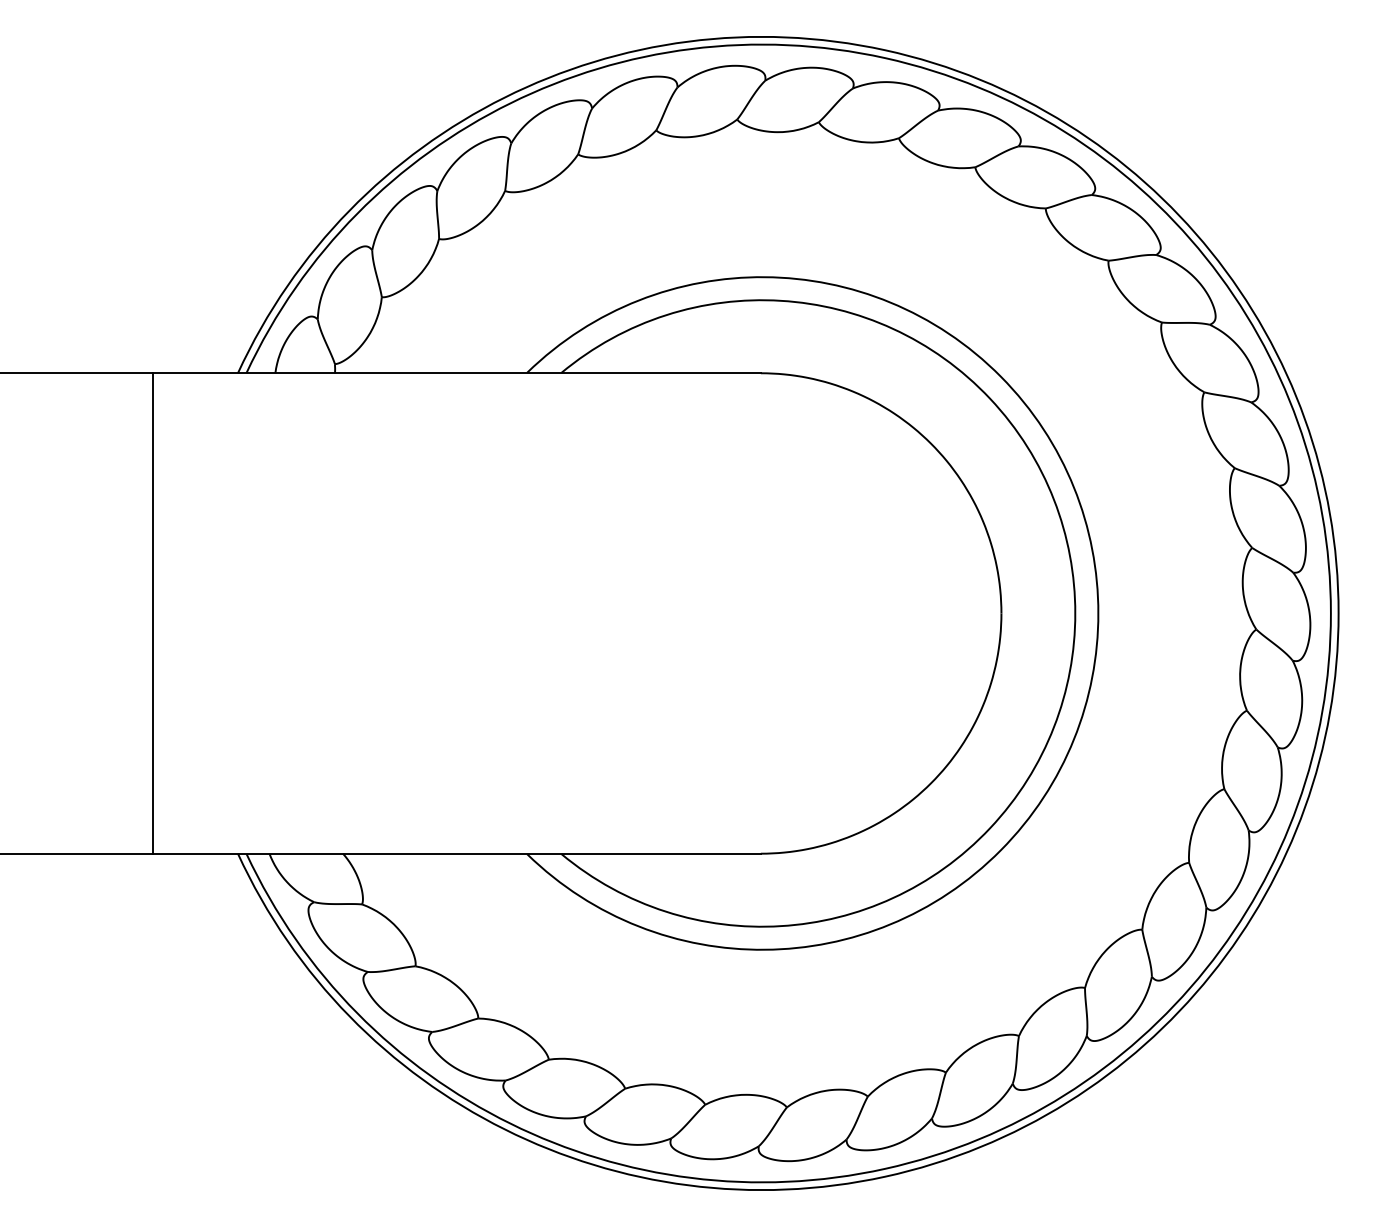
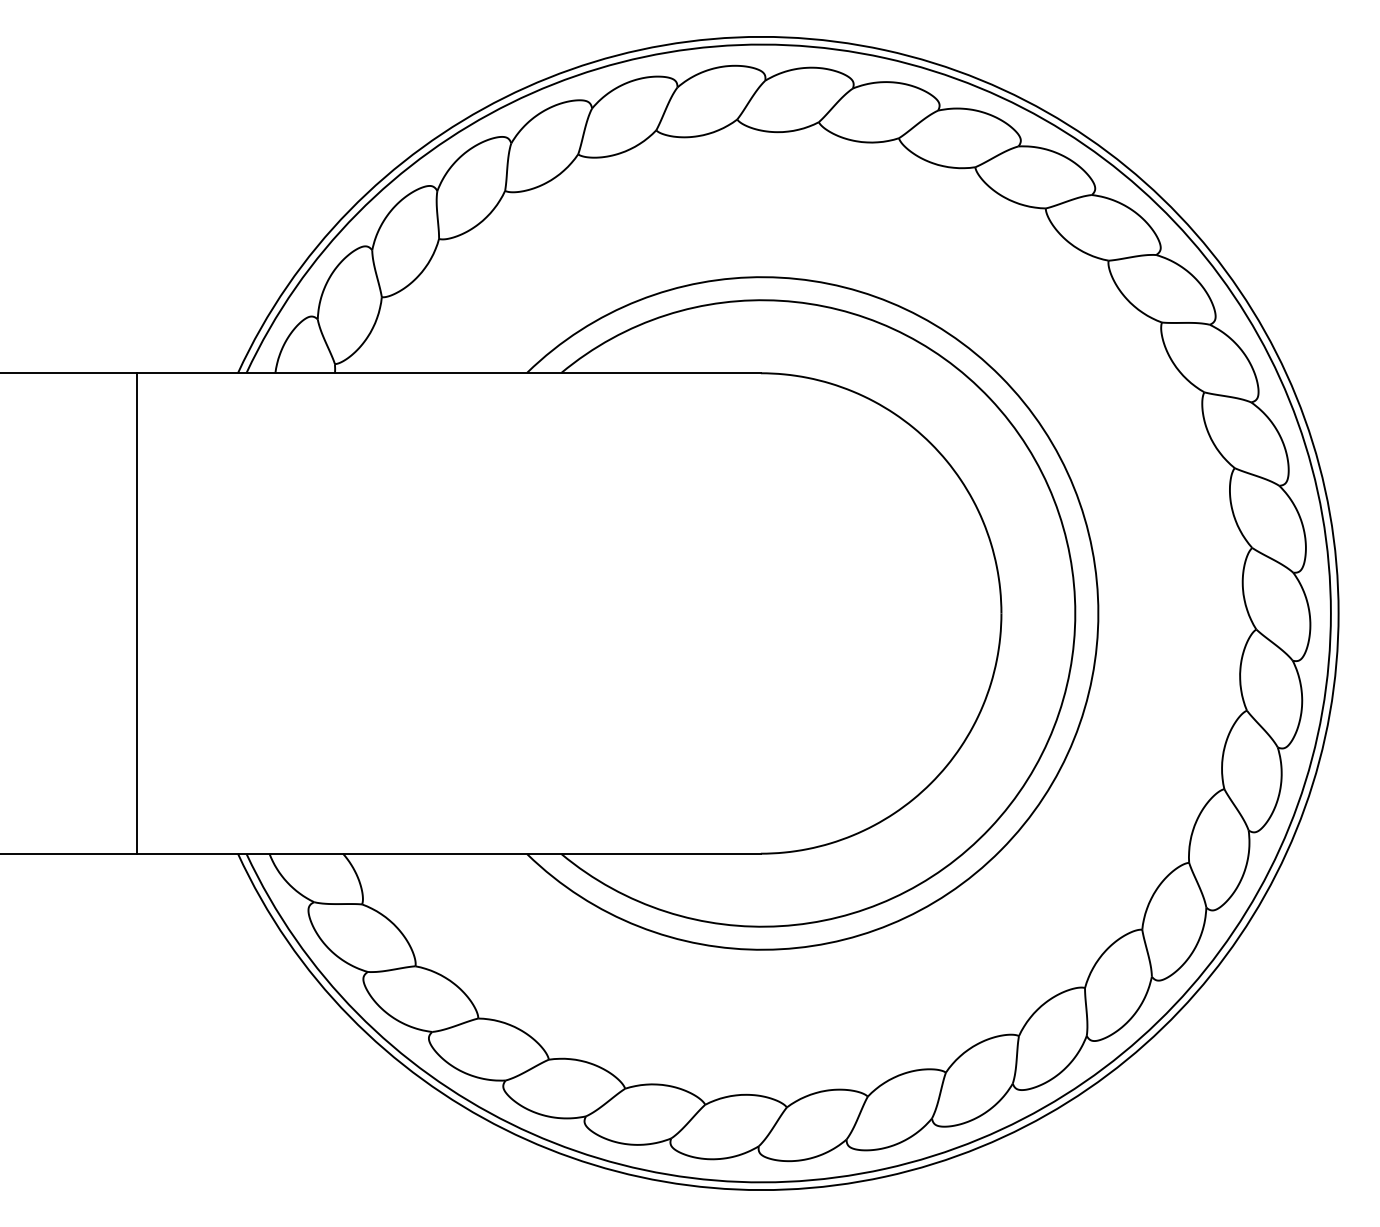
line position: (153, 613) -> (137, 613) (137, 613)
